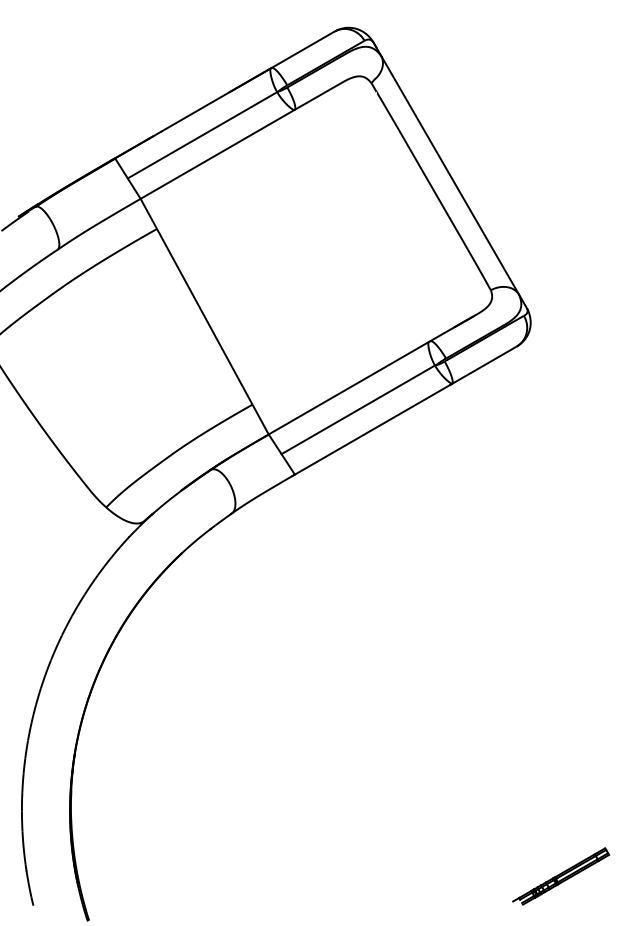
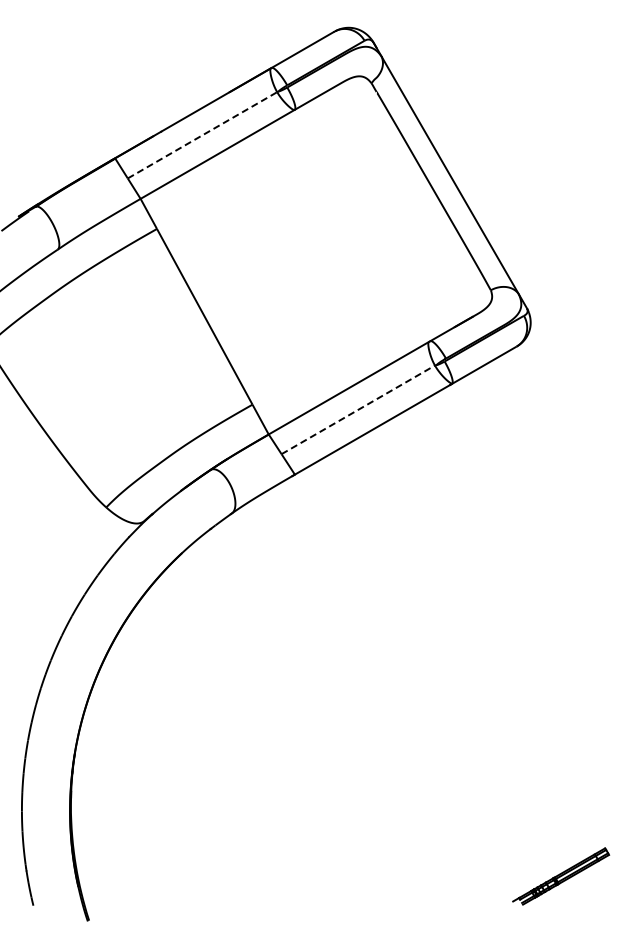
line: solid -> dashed (202, 135)
line: solid -> dashed (358, 409)
